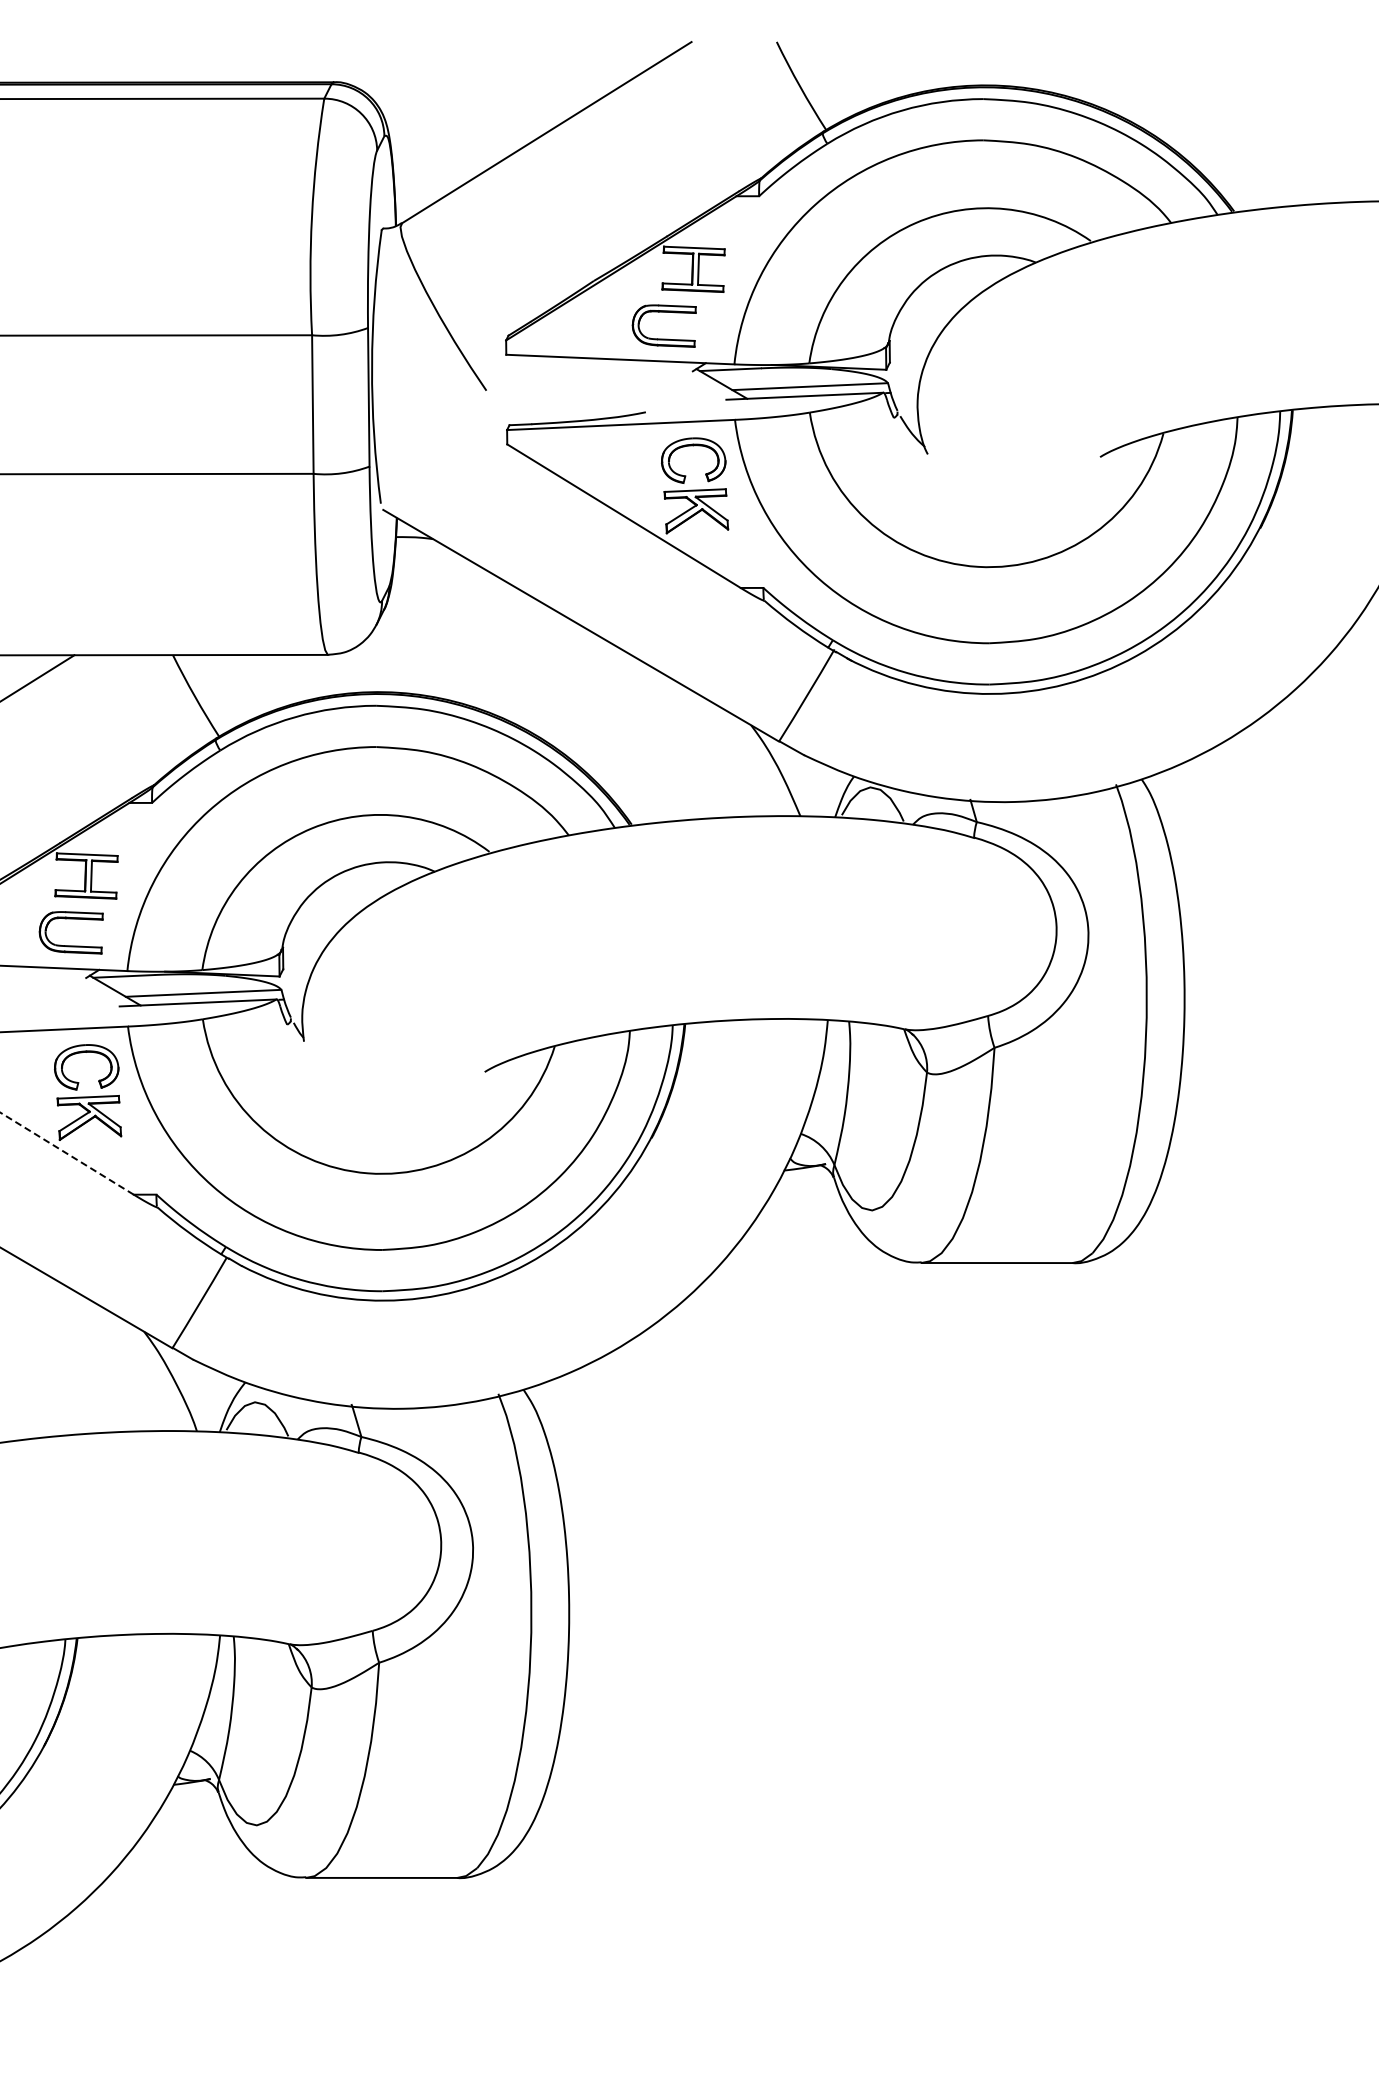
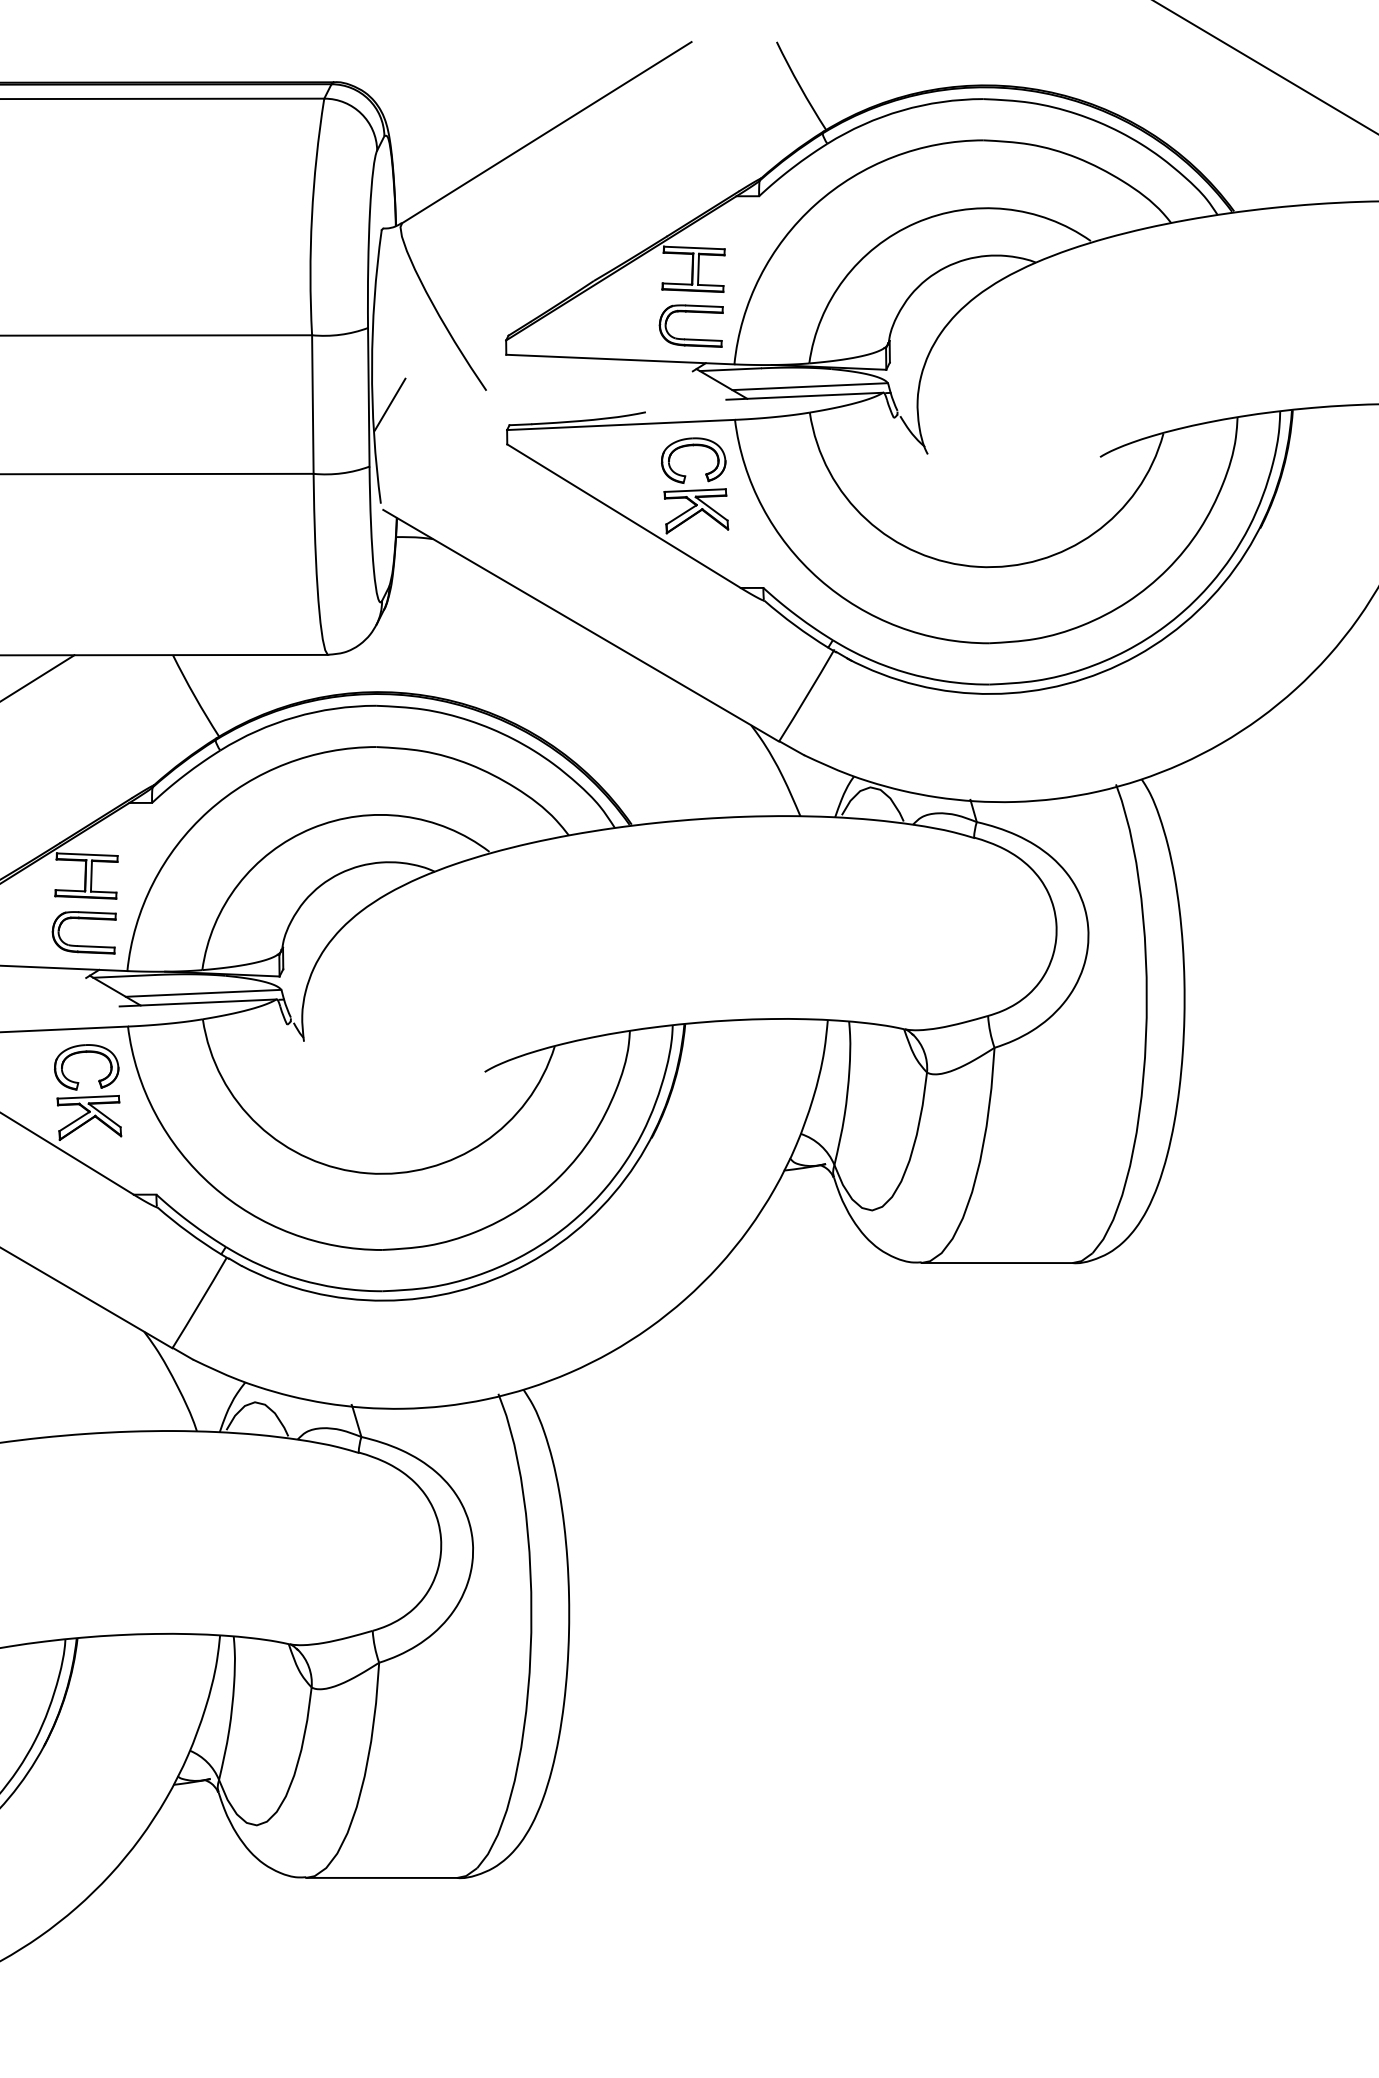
line: none -> present (1265, 67)
part position: (663, 312) -> (690, 312) (690, 312)
line: none -> present (389, 404)
part position: (70, 919) -> (83, 919) (83, 919)
line: dashed -> solid (66, 1153)
